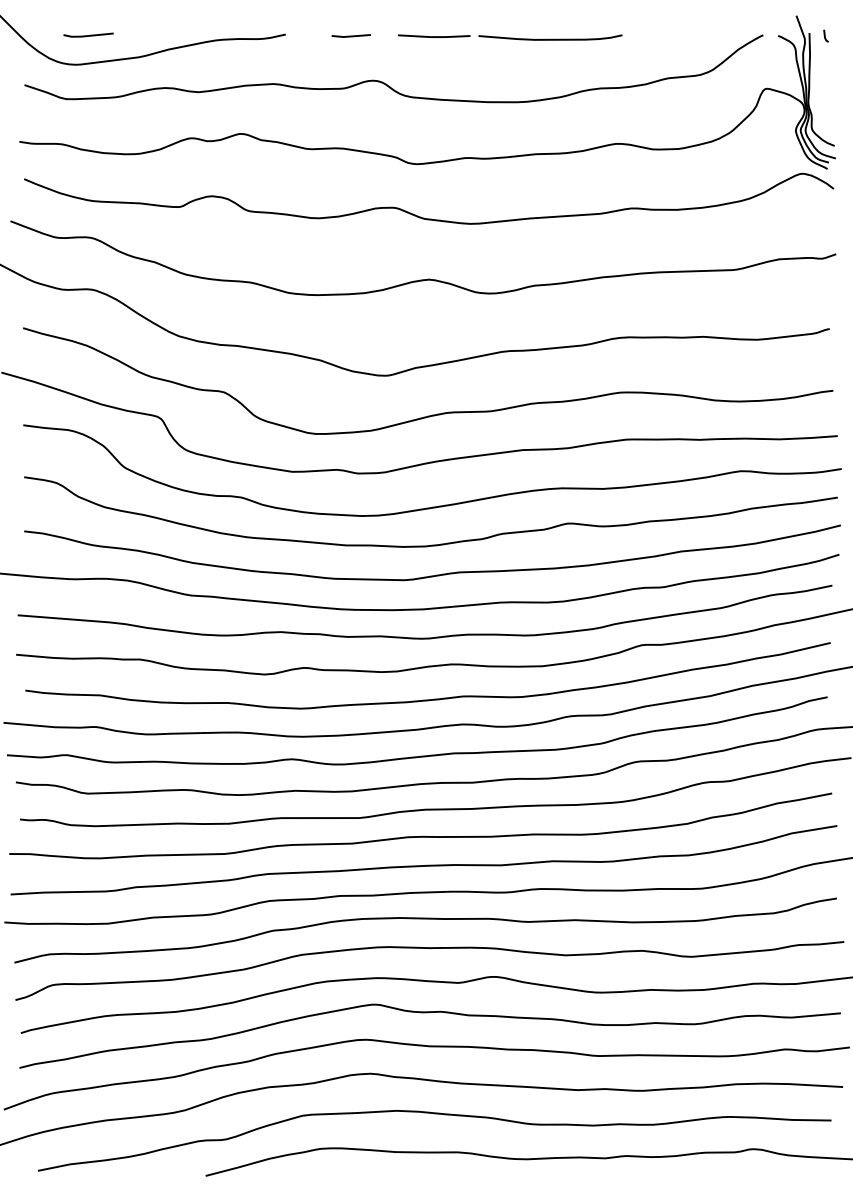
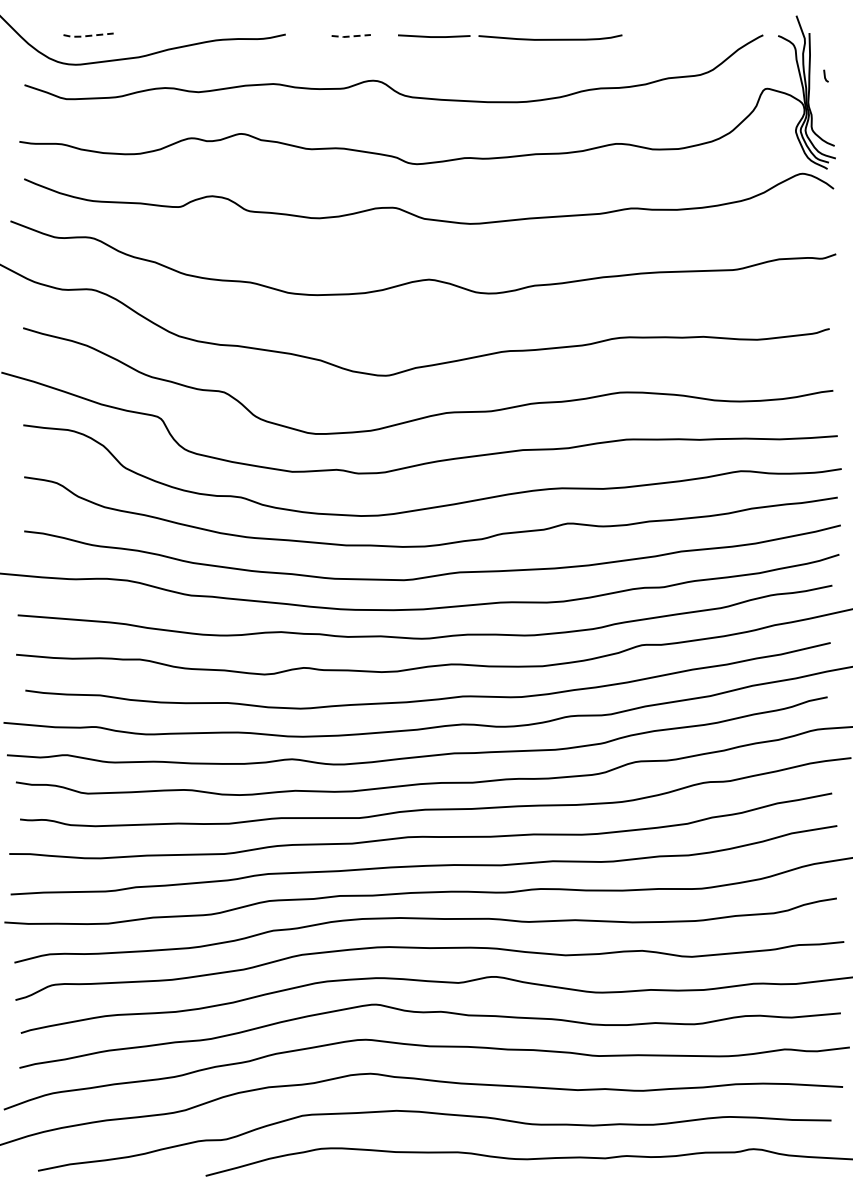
line position: (825, 35) -> (825, 75) (825, 75)
line: solid -> dashed (87, 36)
line: solid -> dashed (350, 36)
